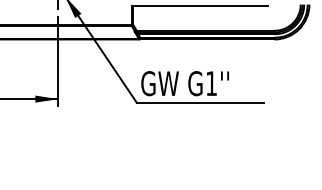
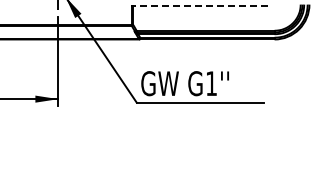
line: solid -> dashed (199, 6)
